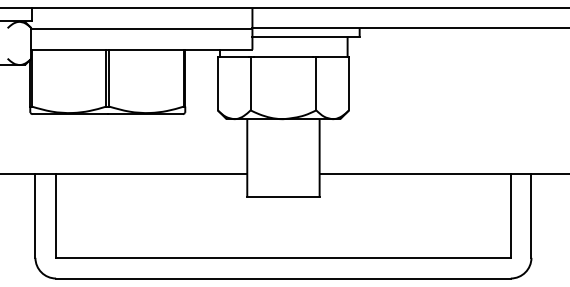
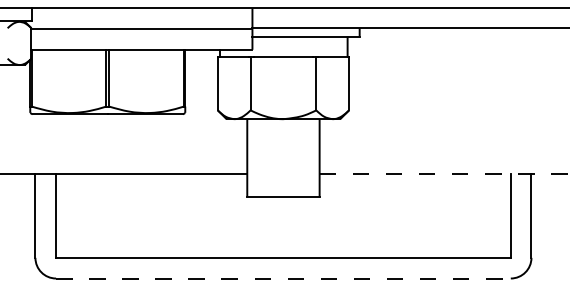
line: solid -> dashed (444, 173)
line: solid -> dashed (283, 278)
